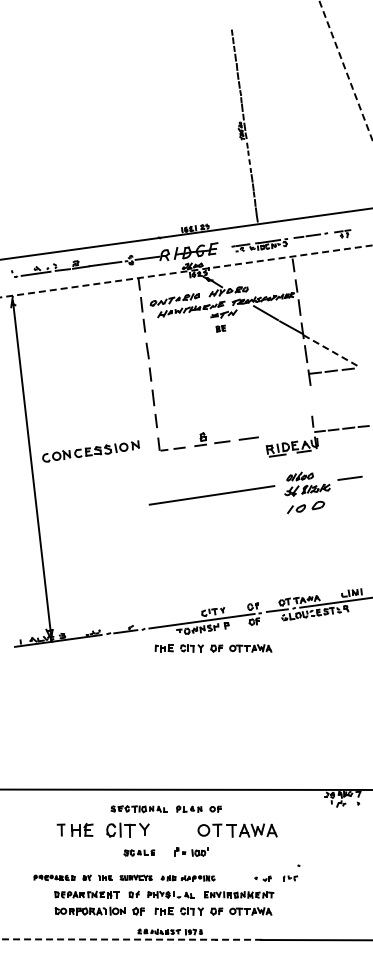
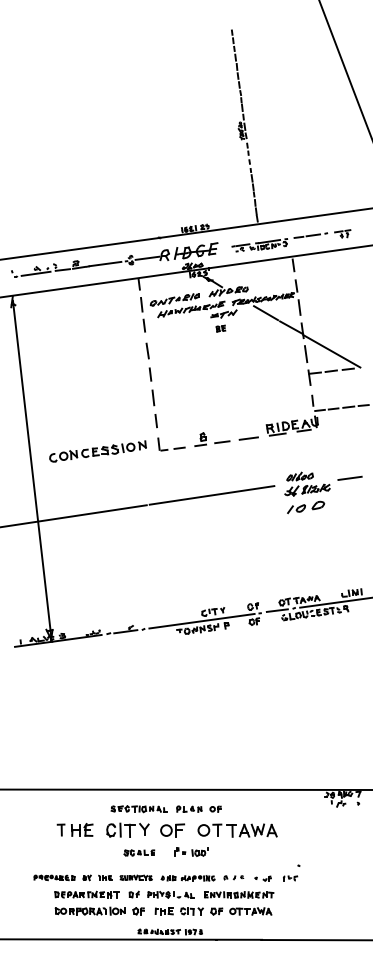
arc: dashed -> solid (346, 71)
line: dashed -> solid (186, 271)
line: dashed -> solid (331, 351)
part position: (317, 436) -> (317, 415) (317, 415)
part position: (90, 451) -> (97, 451) (97, 451)
line: none -> present (74, 516)
part: present -> none (213, 648)
part: none -> present (172, 830)
part: none -> present (233, 877)
line: dashed -> solid (131, 939)
